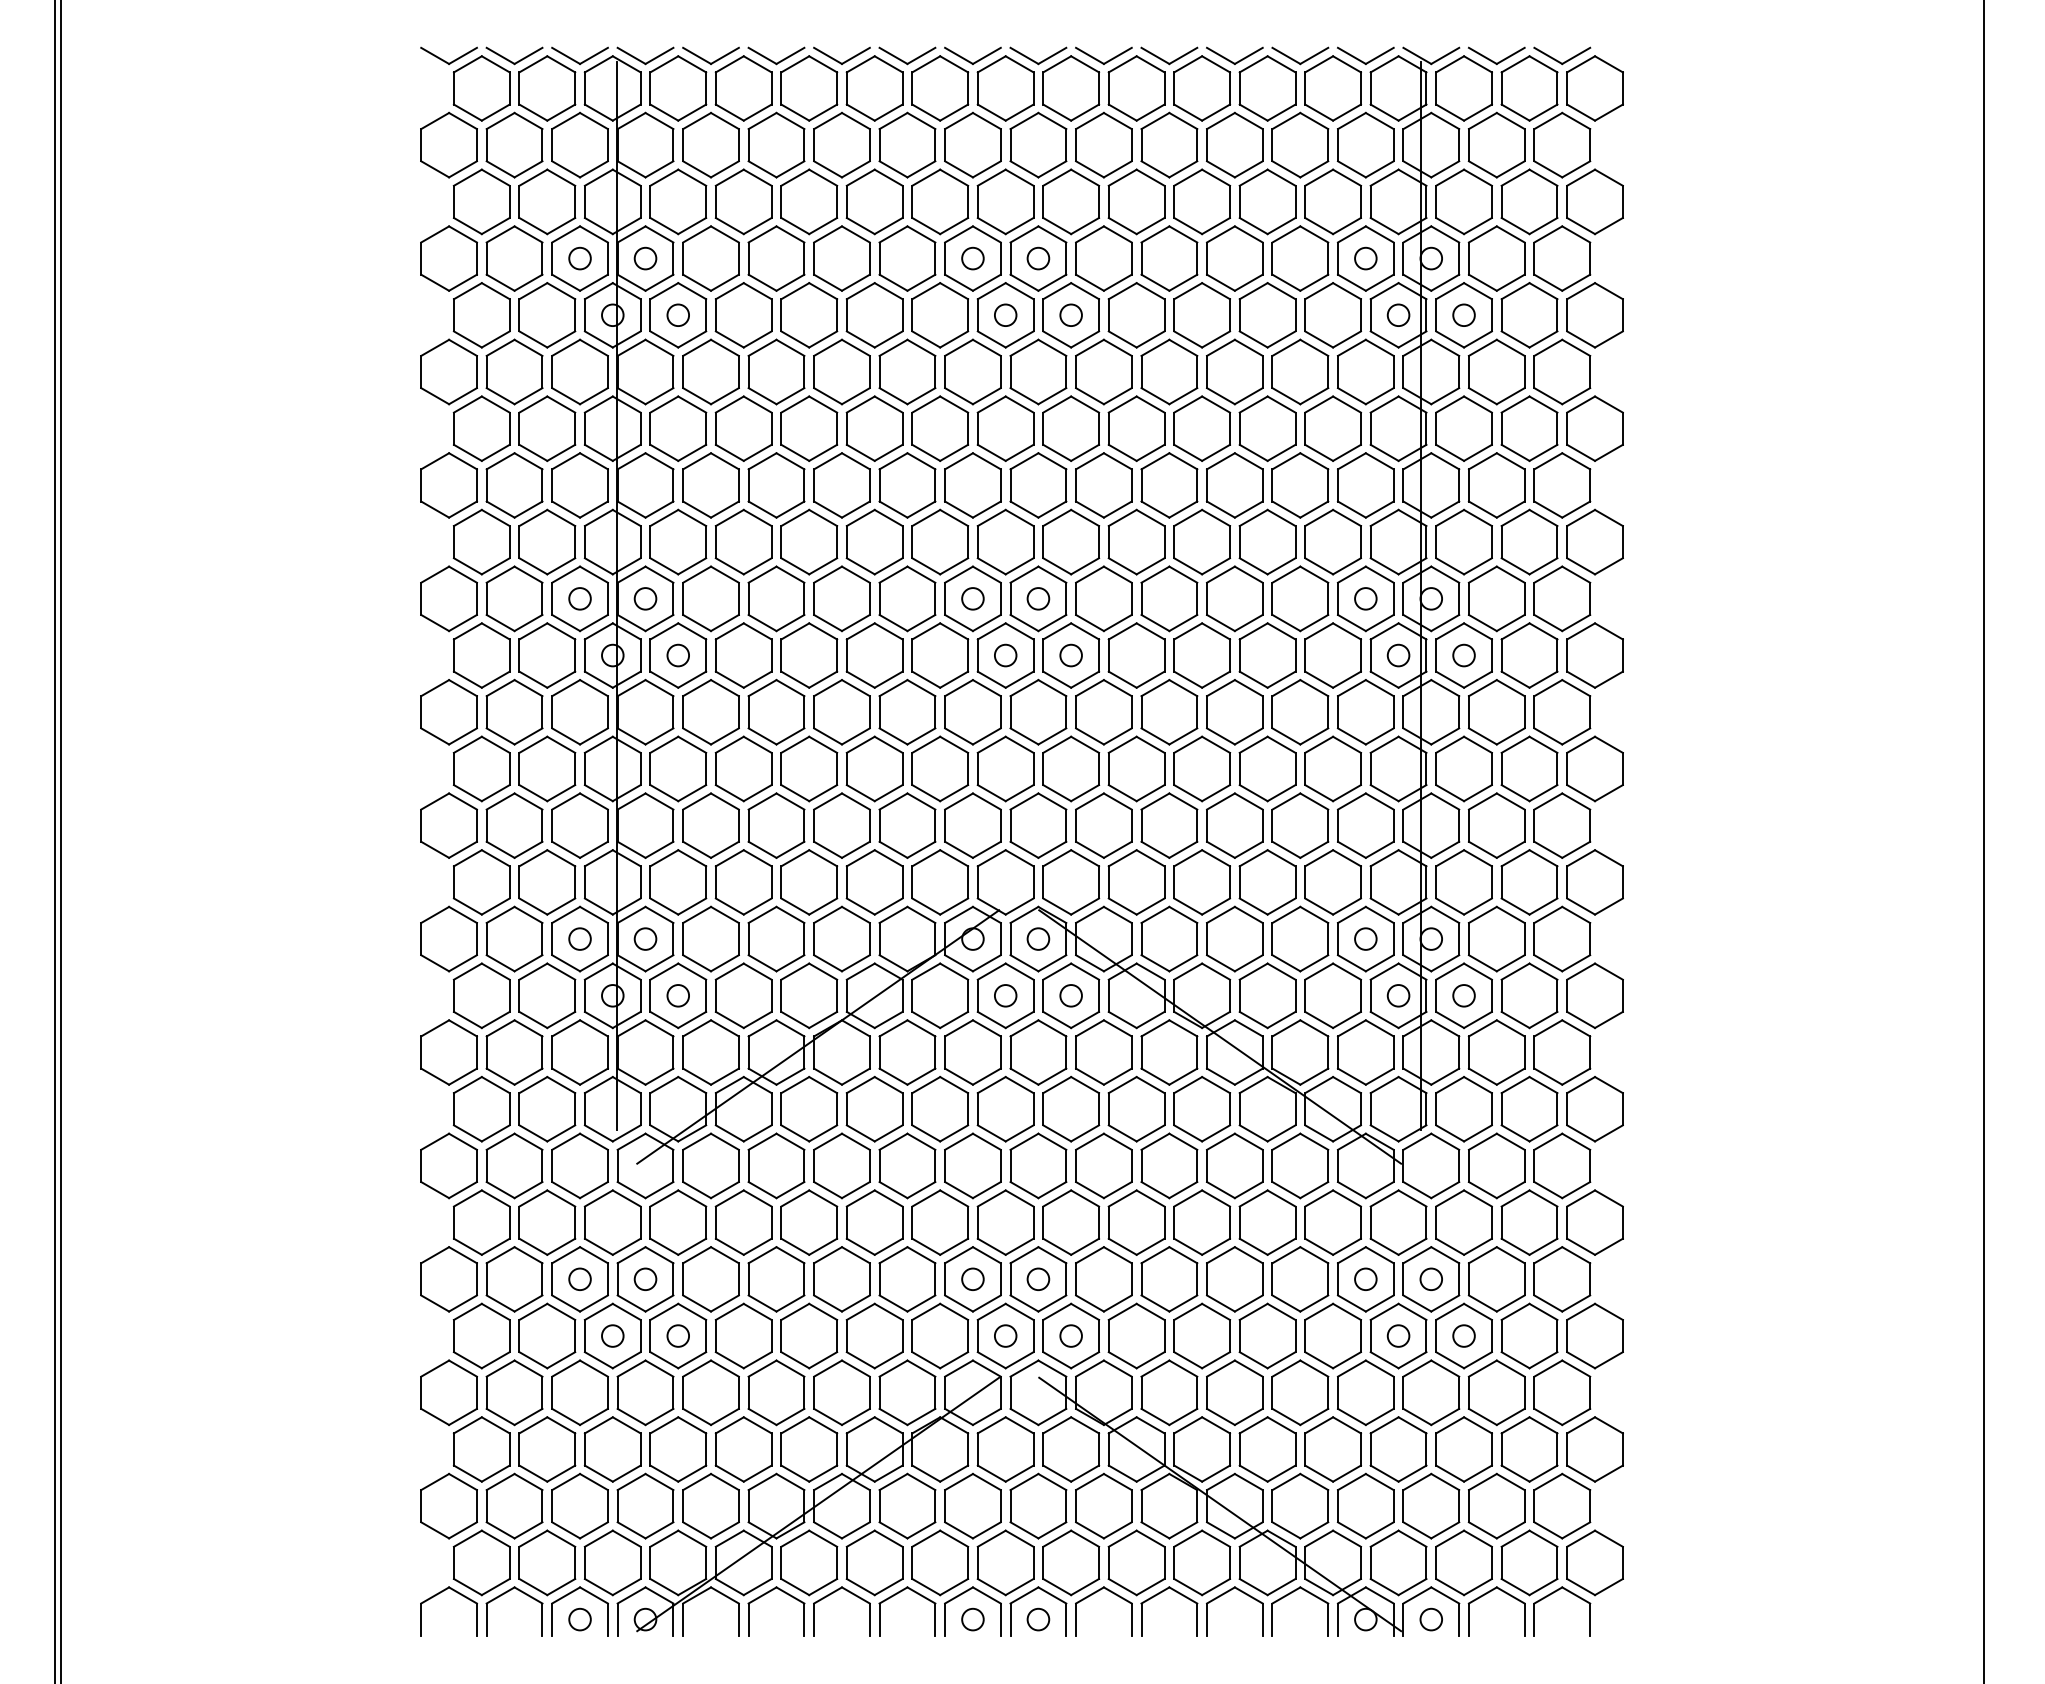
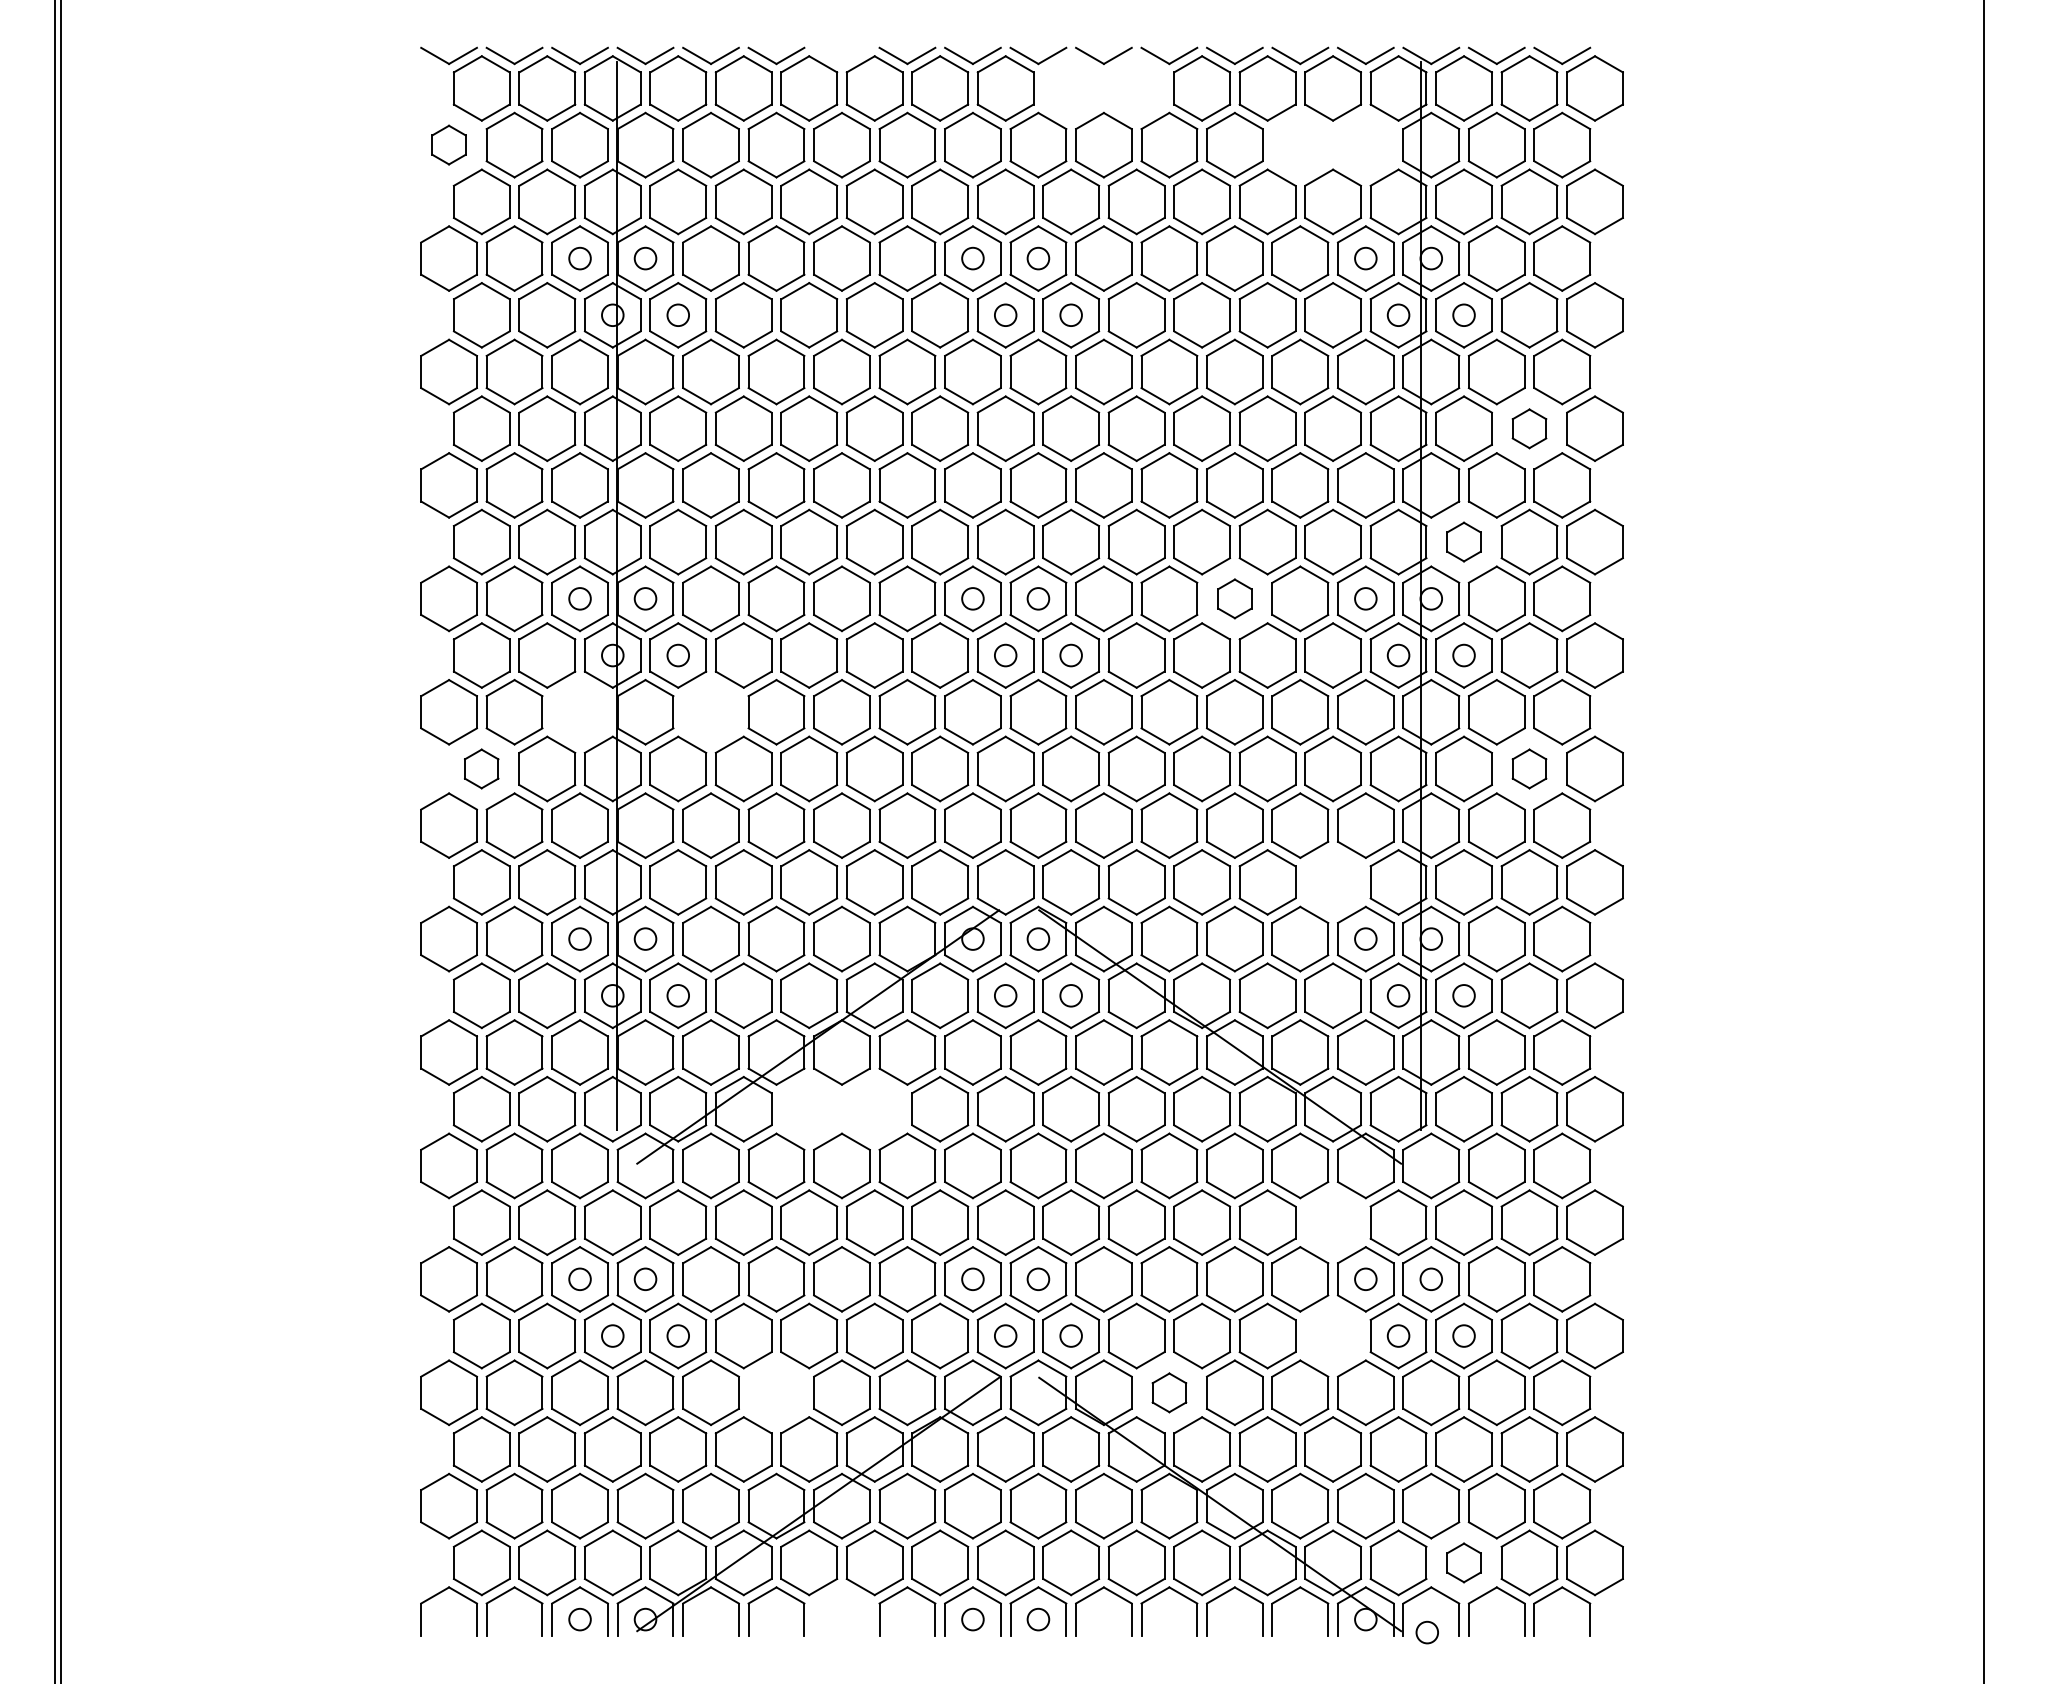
part: present -> none (841, 55)
part: present -> none (1103, 88)
part size: 58x68 px -> 36x42 px (448, 144)
part: present -> none (1332, 144)
part size: 59x68 px -> 37x42 px (1529, 428)
part size: 58x68 px -> 36x42 px (1463, 541)
part size: 58x68 px -> 36x42 px (1234, 598)
part: present -> none (579, 712)
part: present -> none (710, 712)
part size: 59x68 px -> 36x42 px (481, 768)
part size: 59x68 px -> 37x42 px (1529, 768)
part: present -> none (1332, 882)
part: present -> none (841, 1108)
part: present -> none (1332, 1222)
part: present -> none (1332, 1335)
part: present -> none (776, 1392)
part size: 59x68 px -> 37x42 px (1169, 1392)
part size: 58x68 px -> 36x42 px (1463, 1562)
part: present -> none (830, 1595)
circle position: (1430, 1619) -> (1426, 1632) (1426, 1632)
